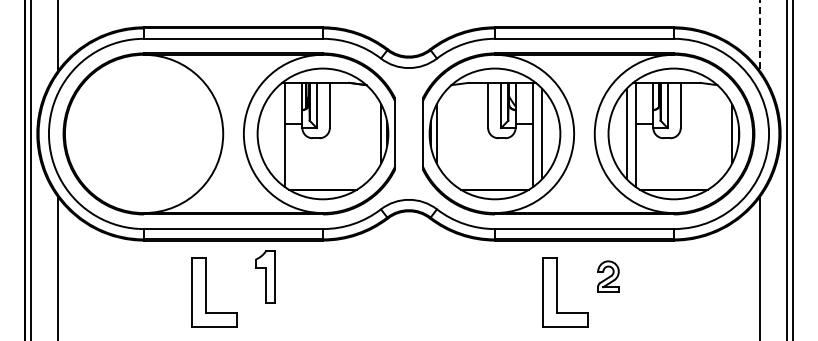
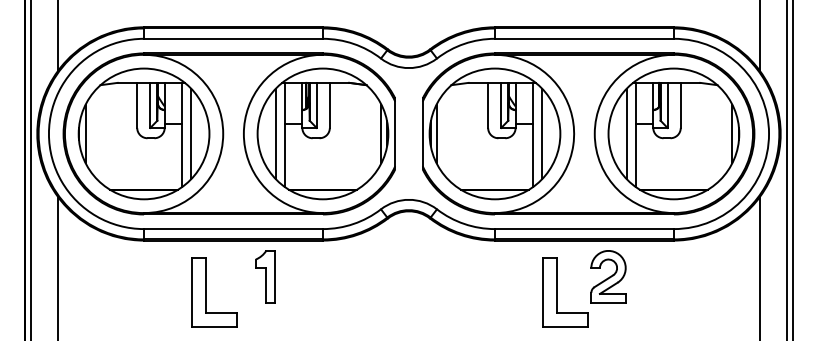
line: dashed -> solid (759, 35)
part: none -> present (143, 133)
line: none -> present (275, 133)
part size: 23x33 px -> 37x54 px (608, 276)
